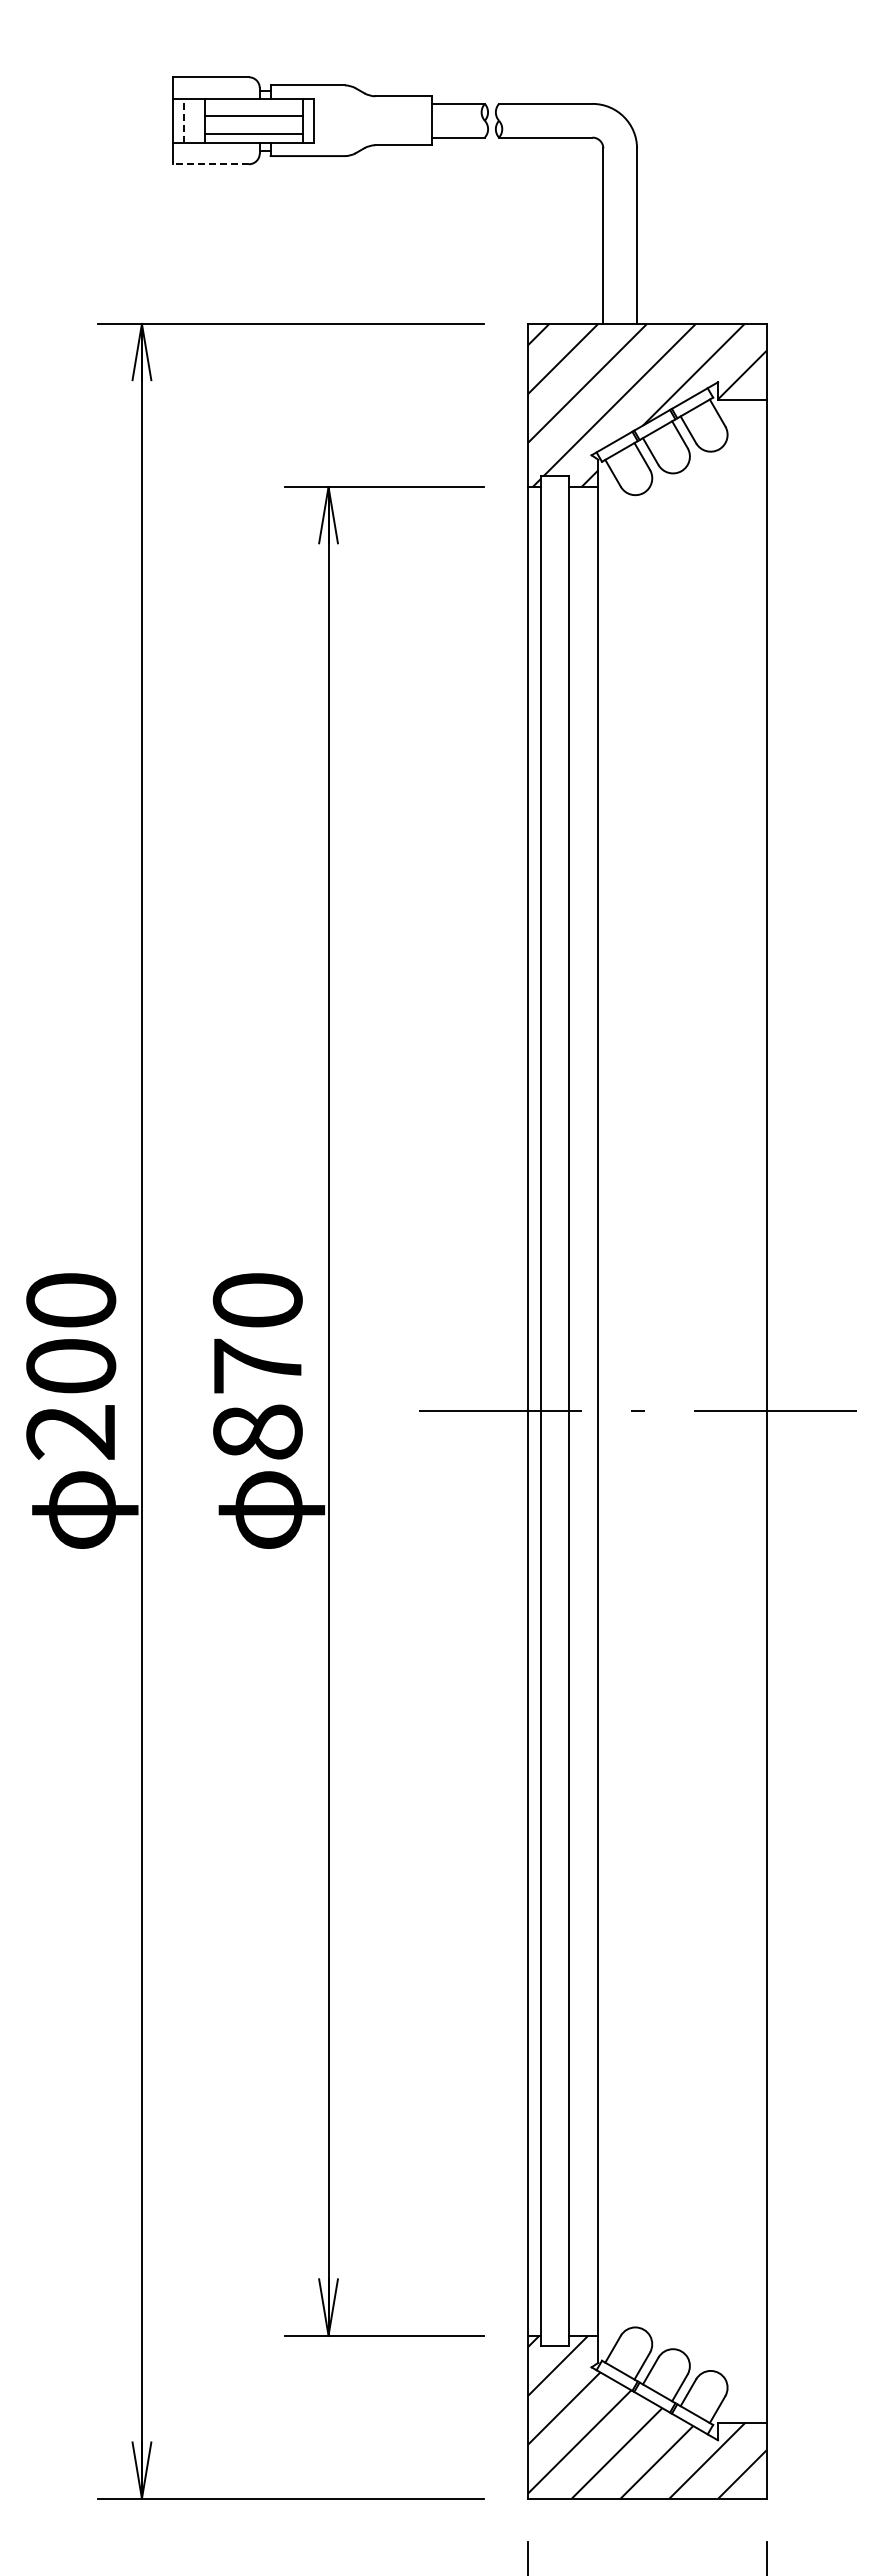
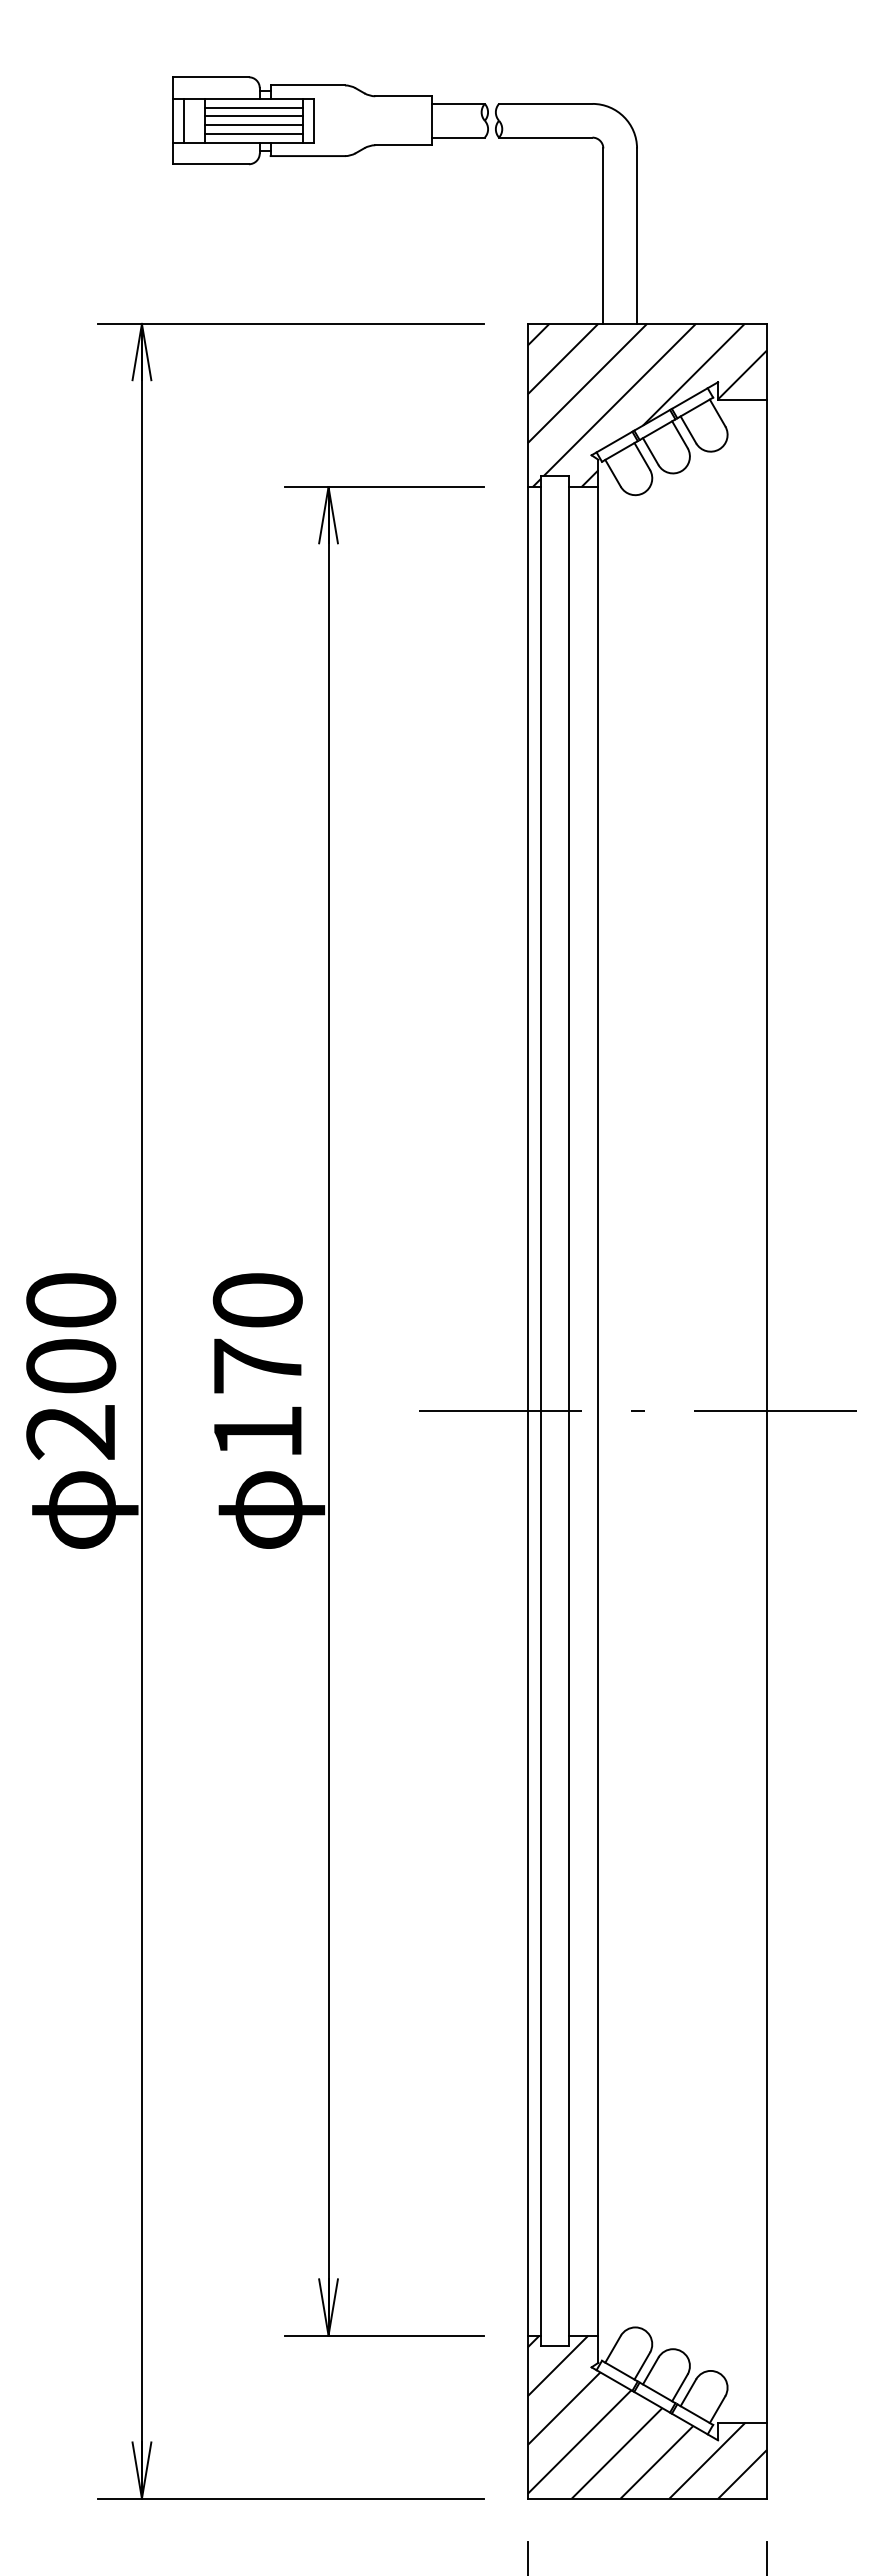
line: none -> present (254, 107)
line: dashed -> solid (183, 120)
line: none -> present (254, 125)
line: dashed -> solid (210, 164)
text: 870 -> 170 (257, 1431)
